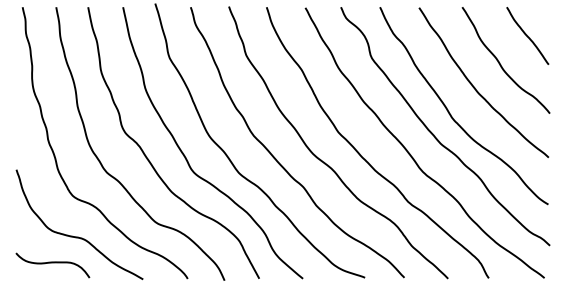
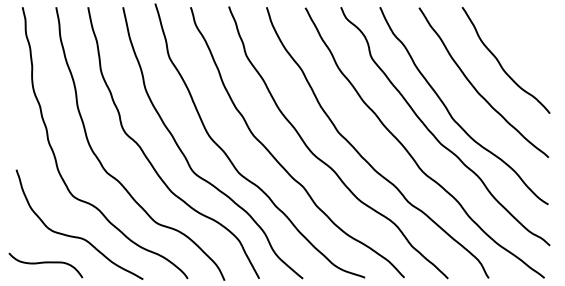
curve: present -> none (527, 35)
curve position: (52, 263) -> (45, 263) (45, 263)
